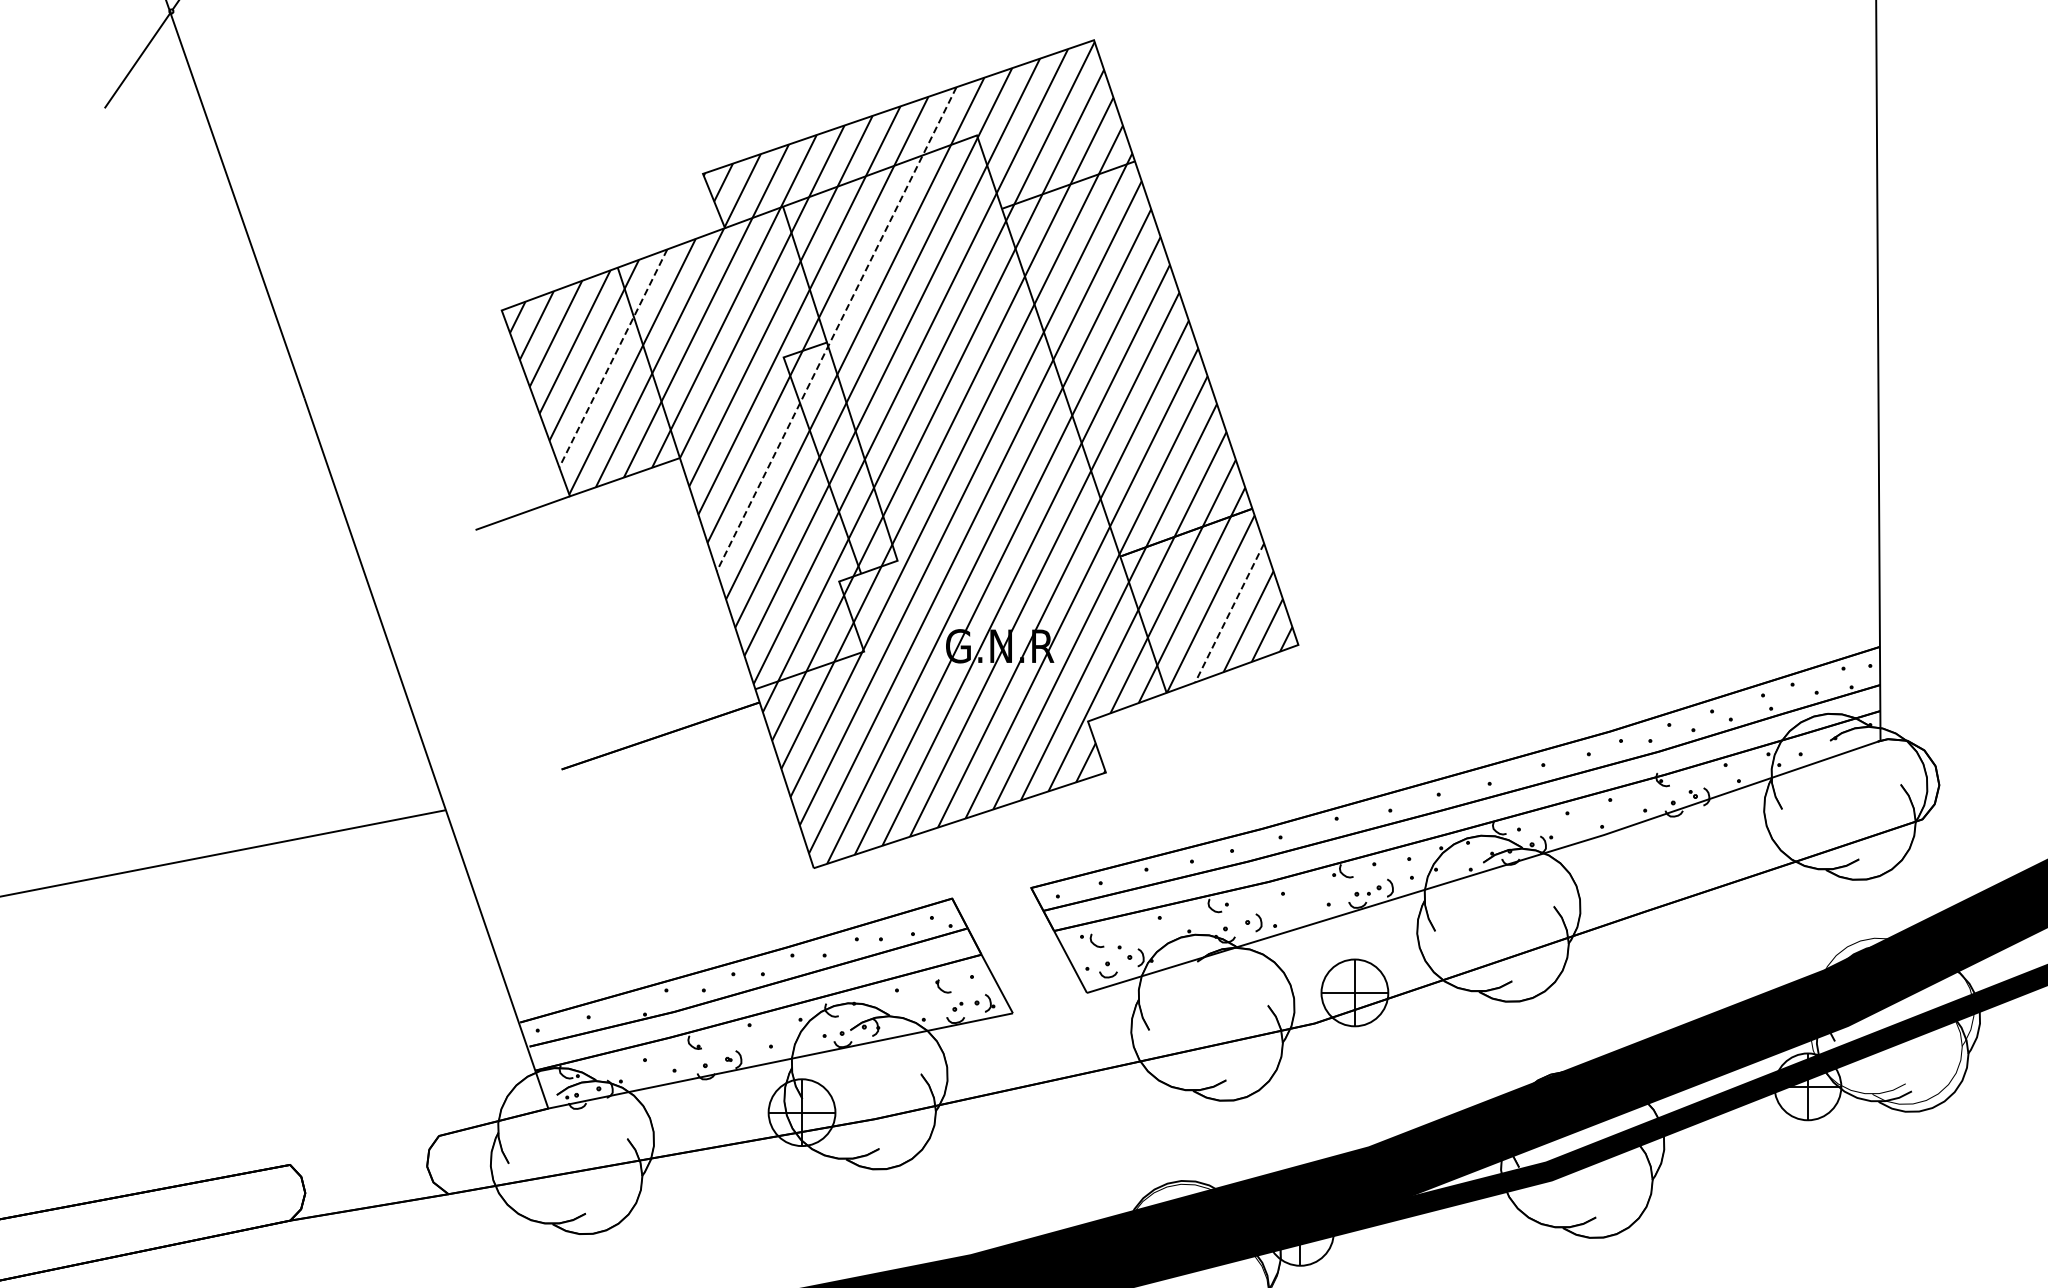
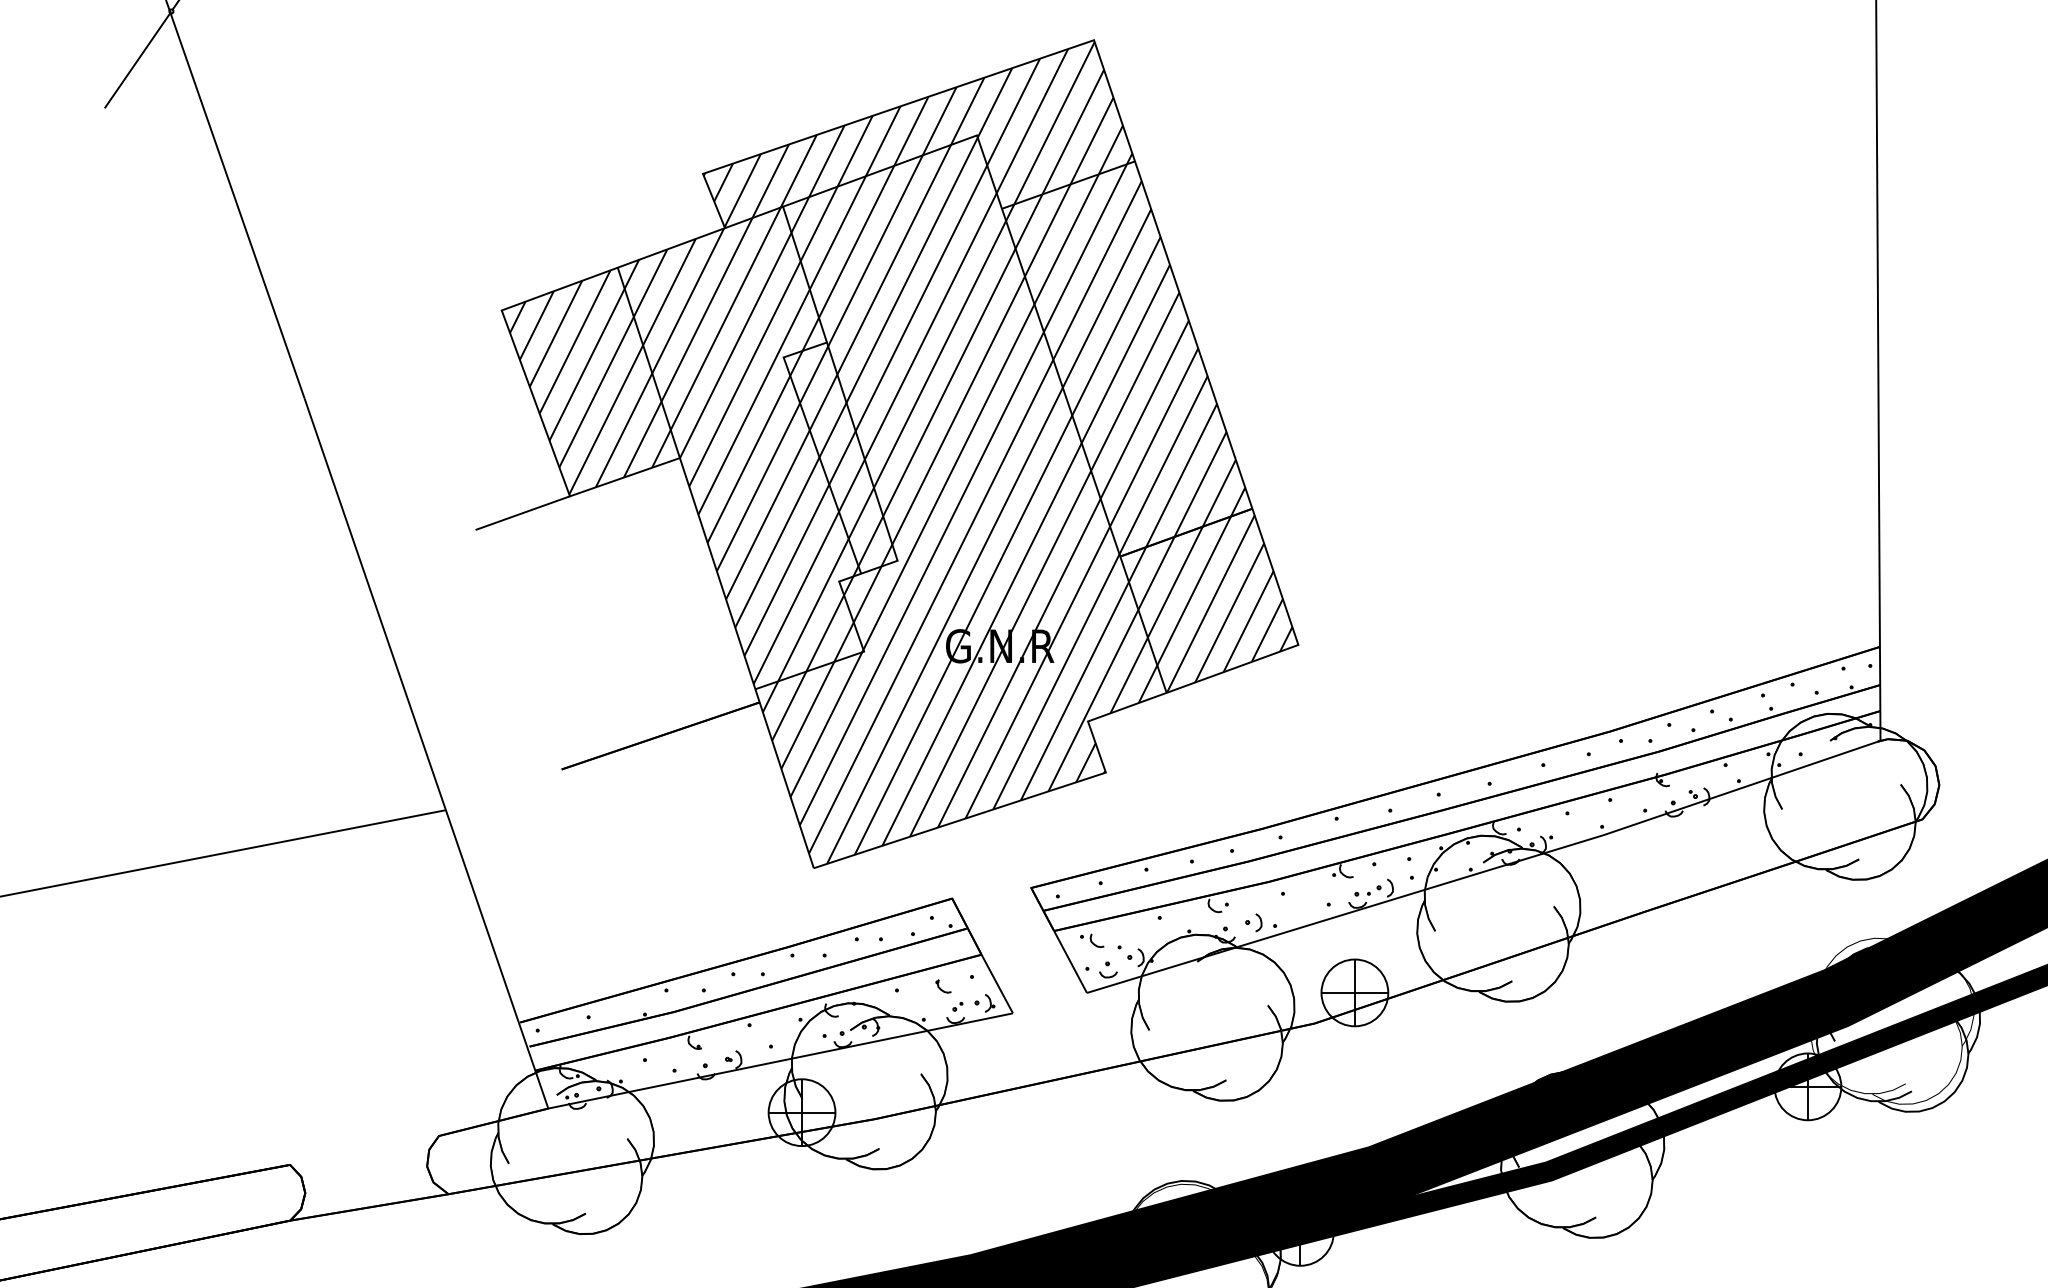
line: dashed -> solid (836, 329)
line: dashed -> solid (613, 358)
line: dashed -> solid (1229, 613)
